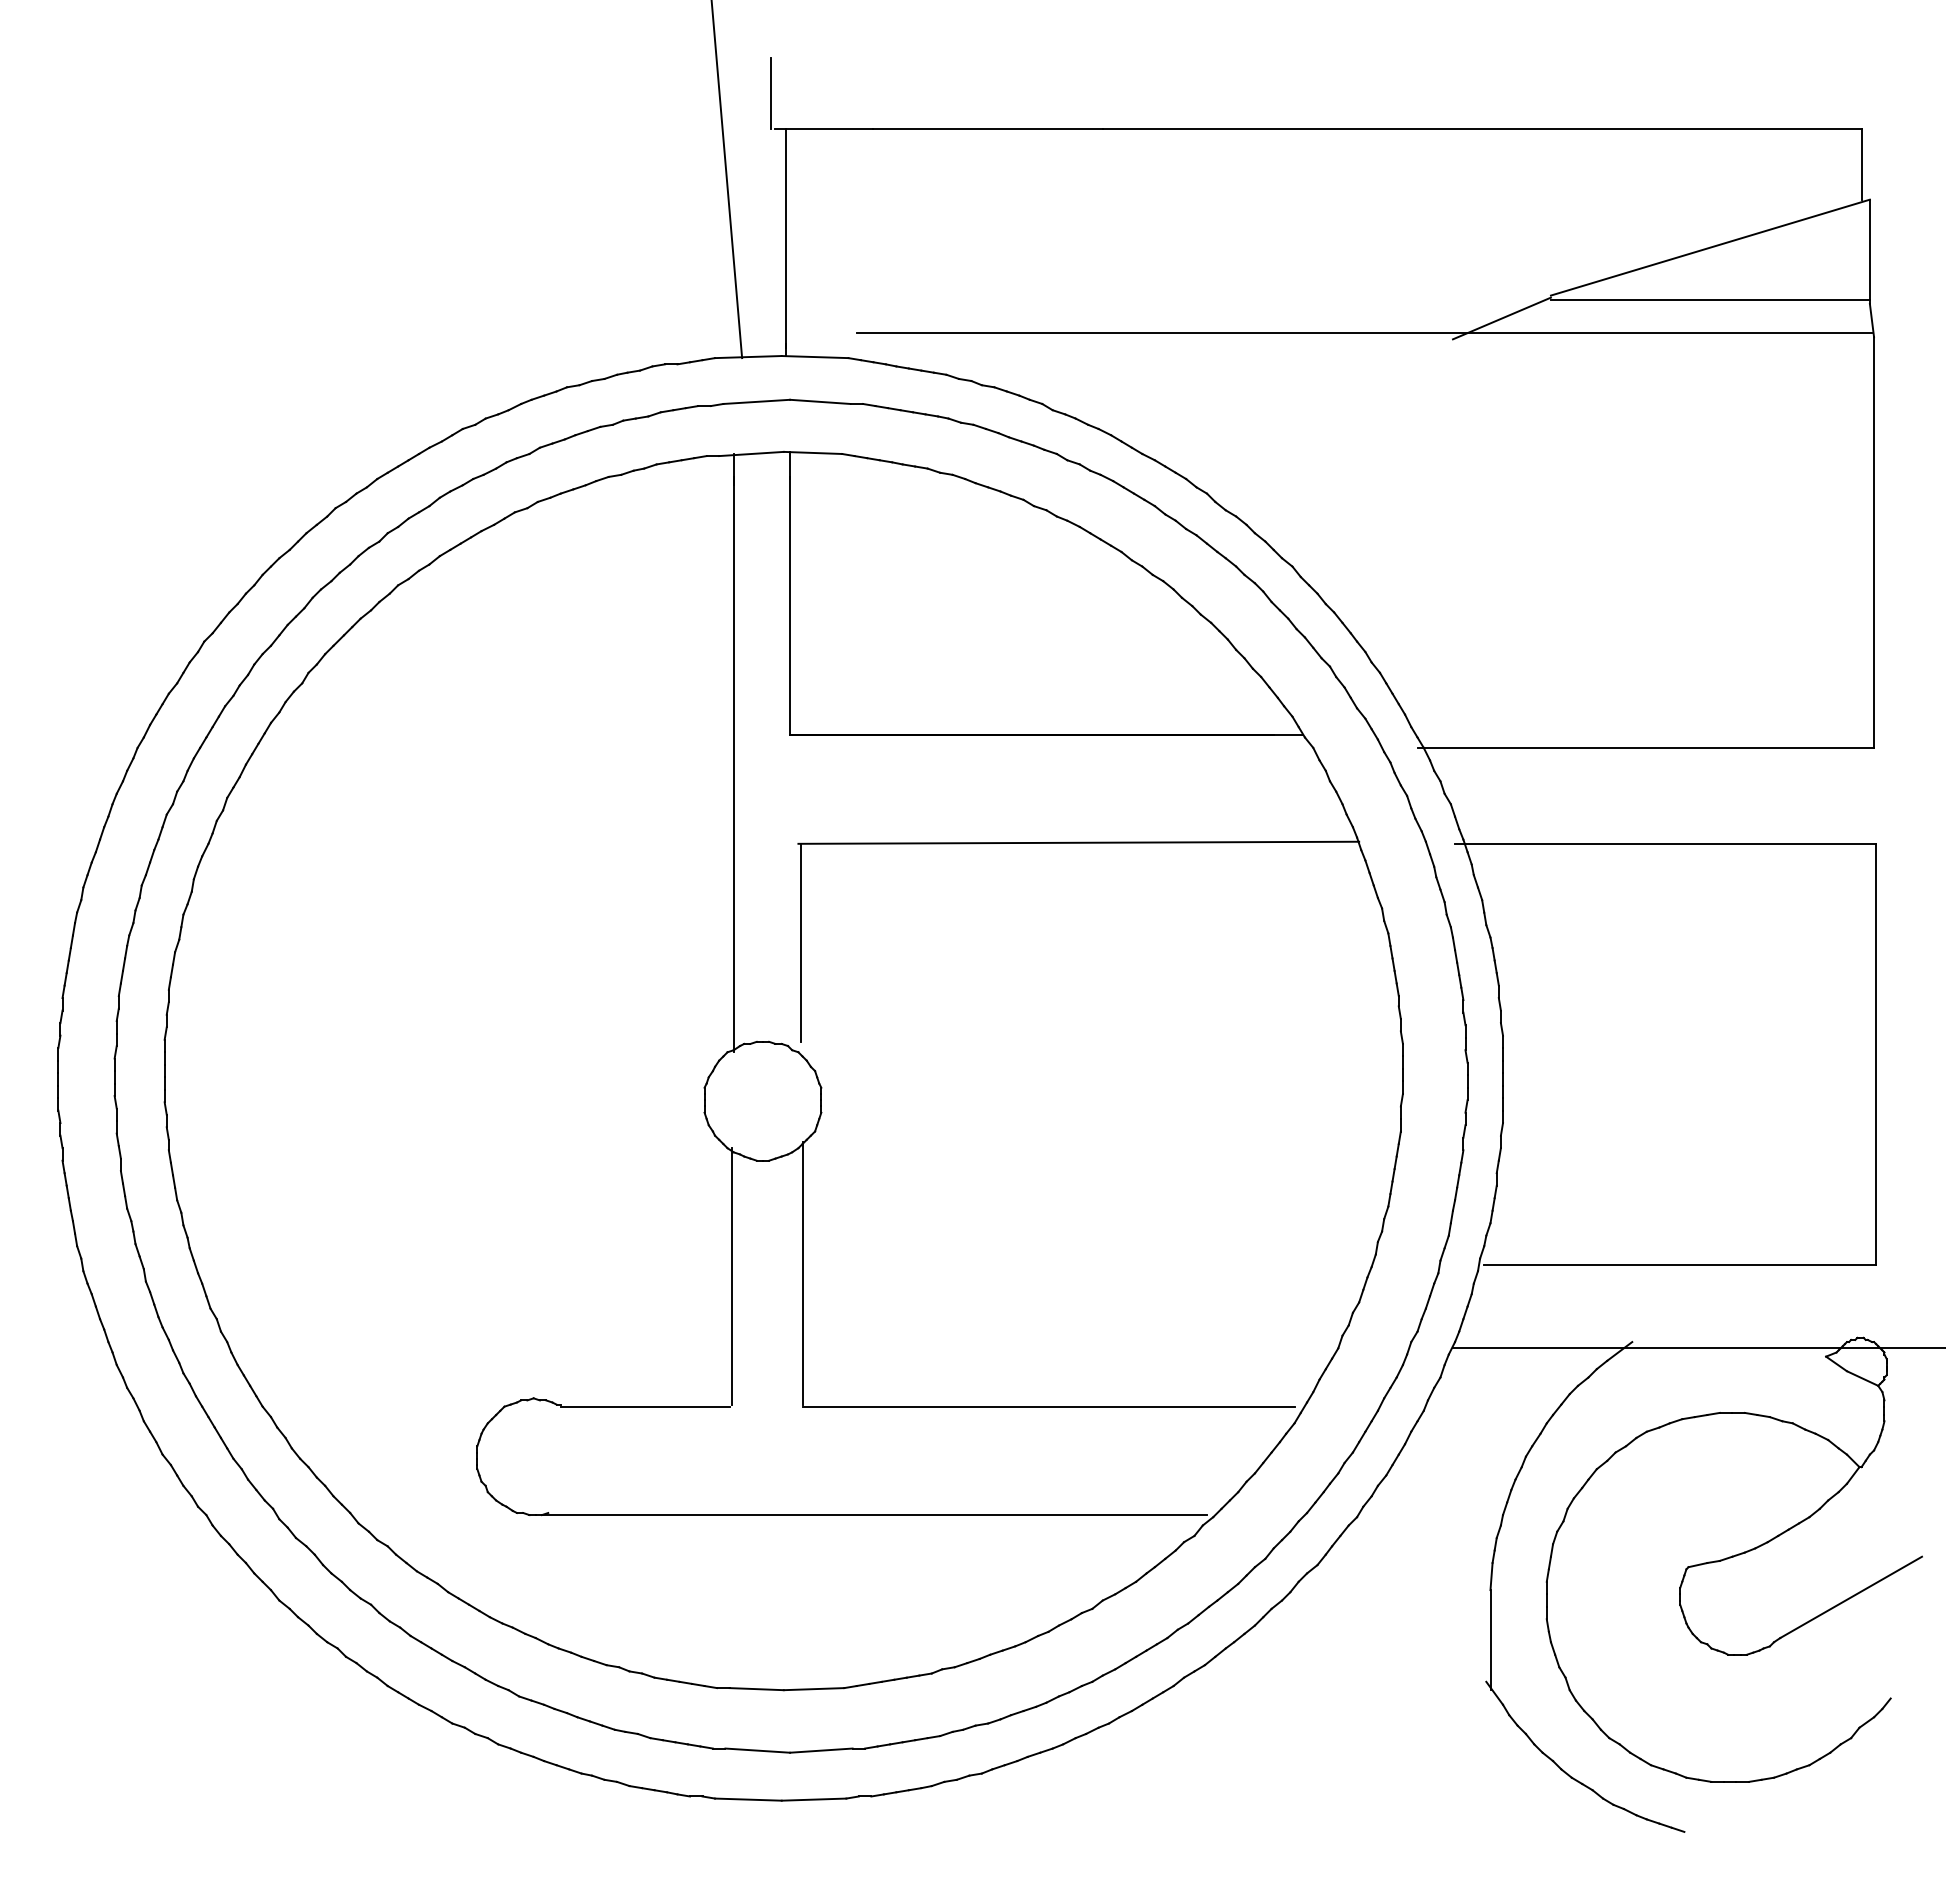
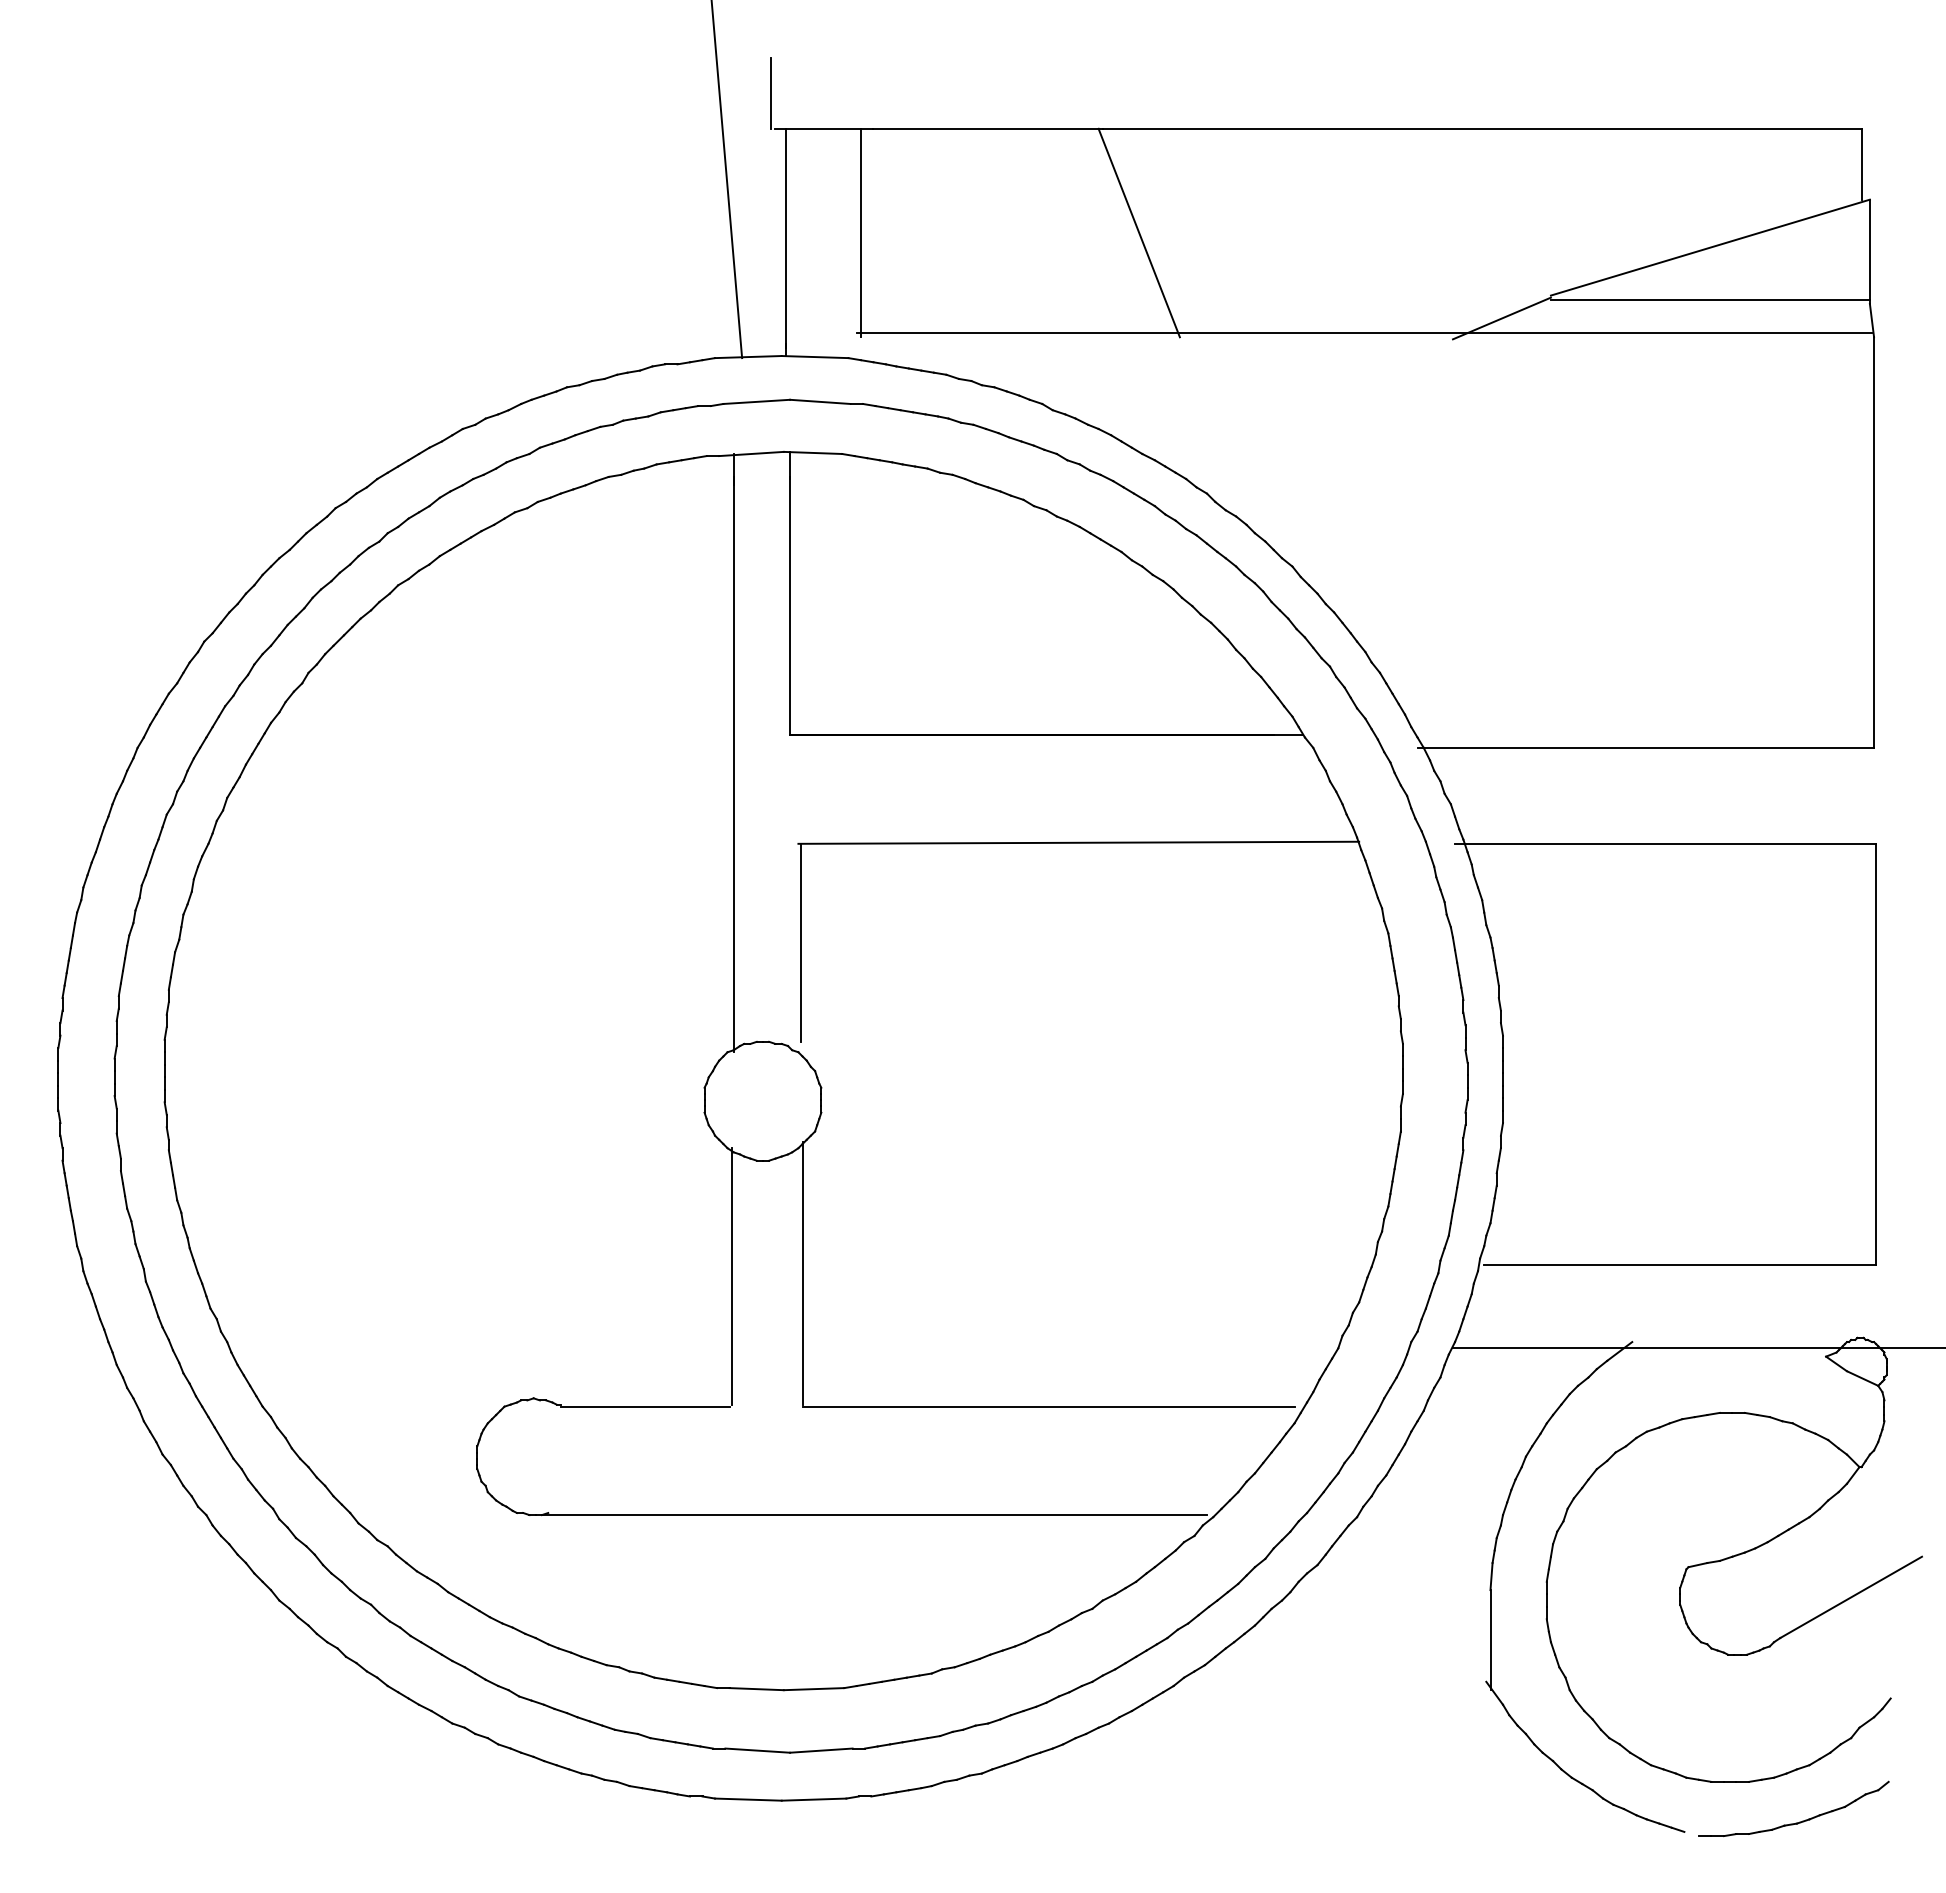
line: none -> present (860, 232)
line: none -> present (1138, 232)
part: none -> present (1795, 1822)
